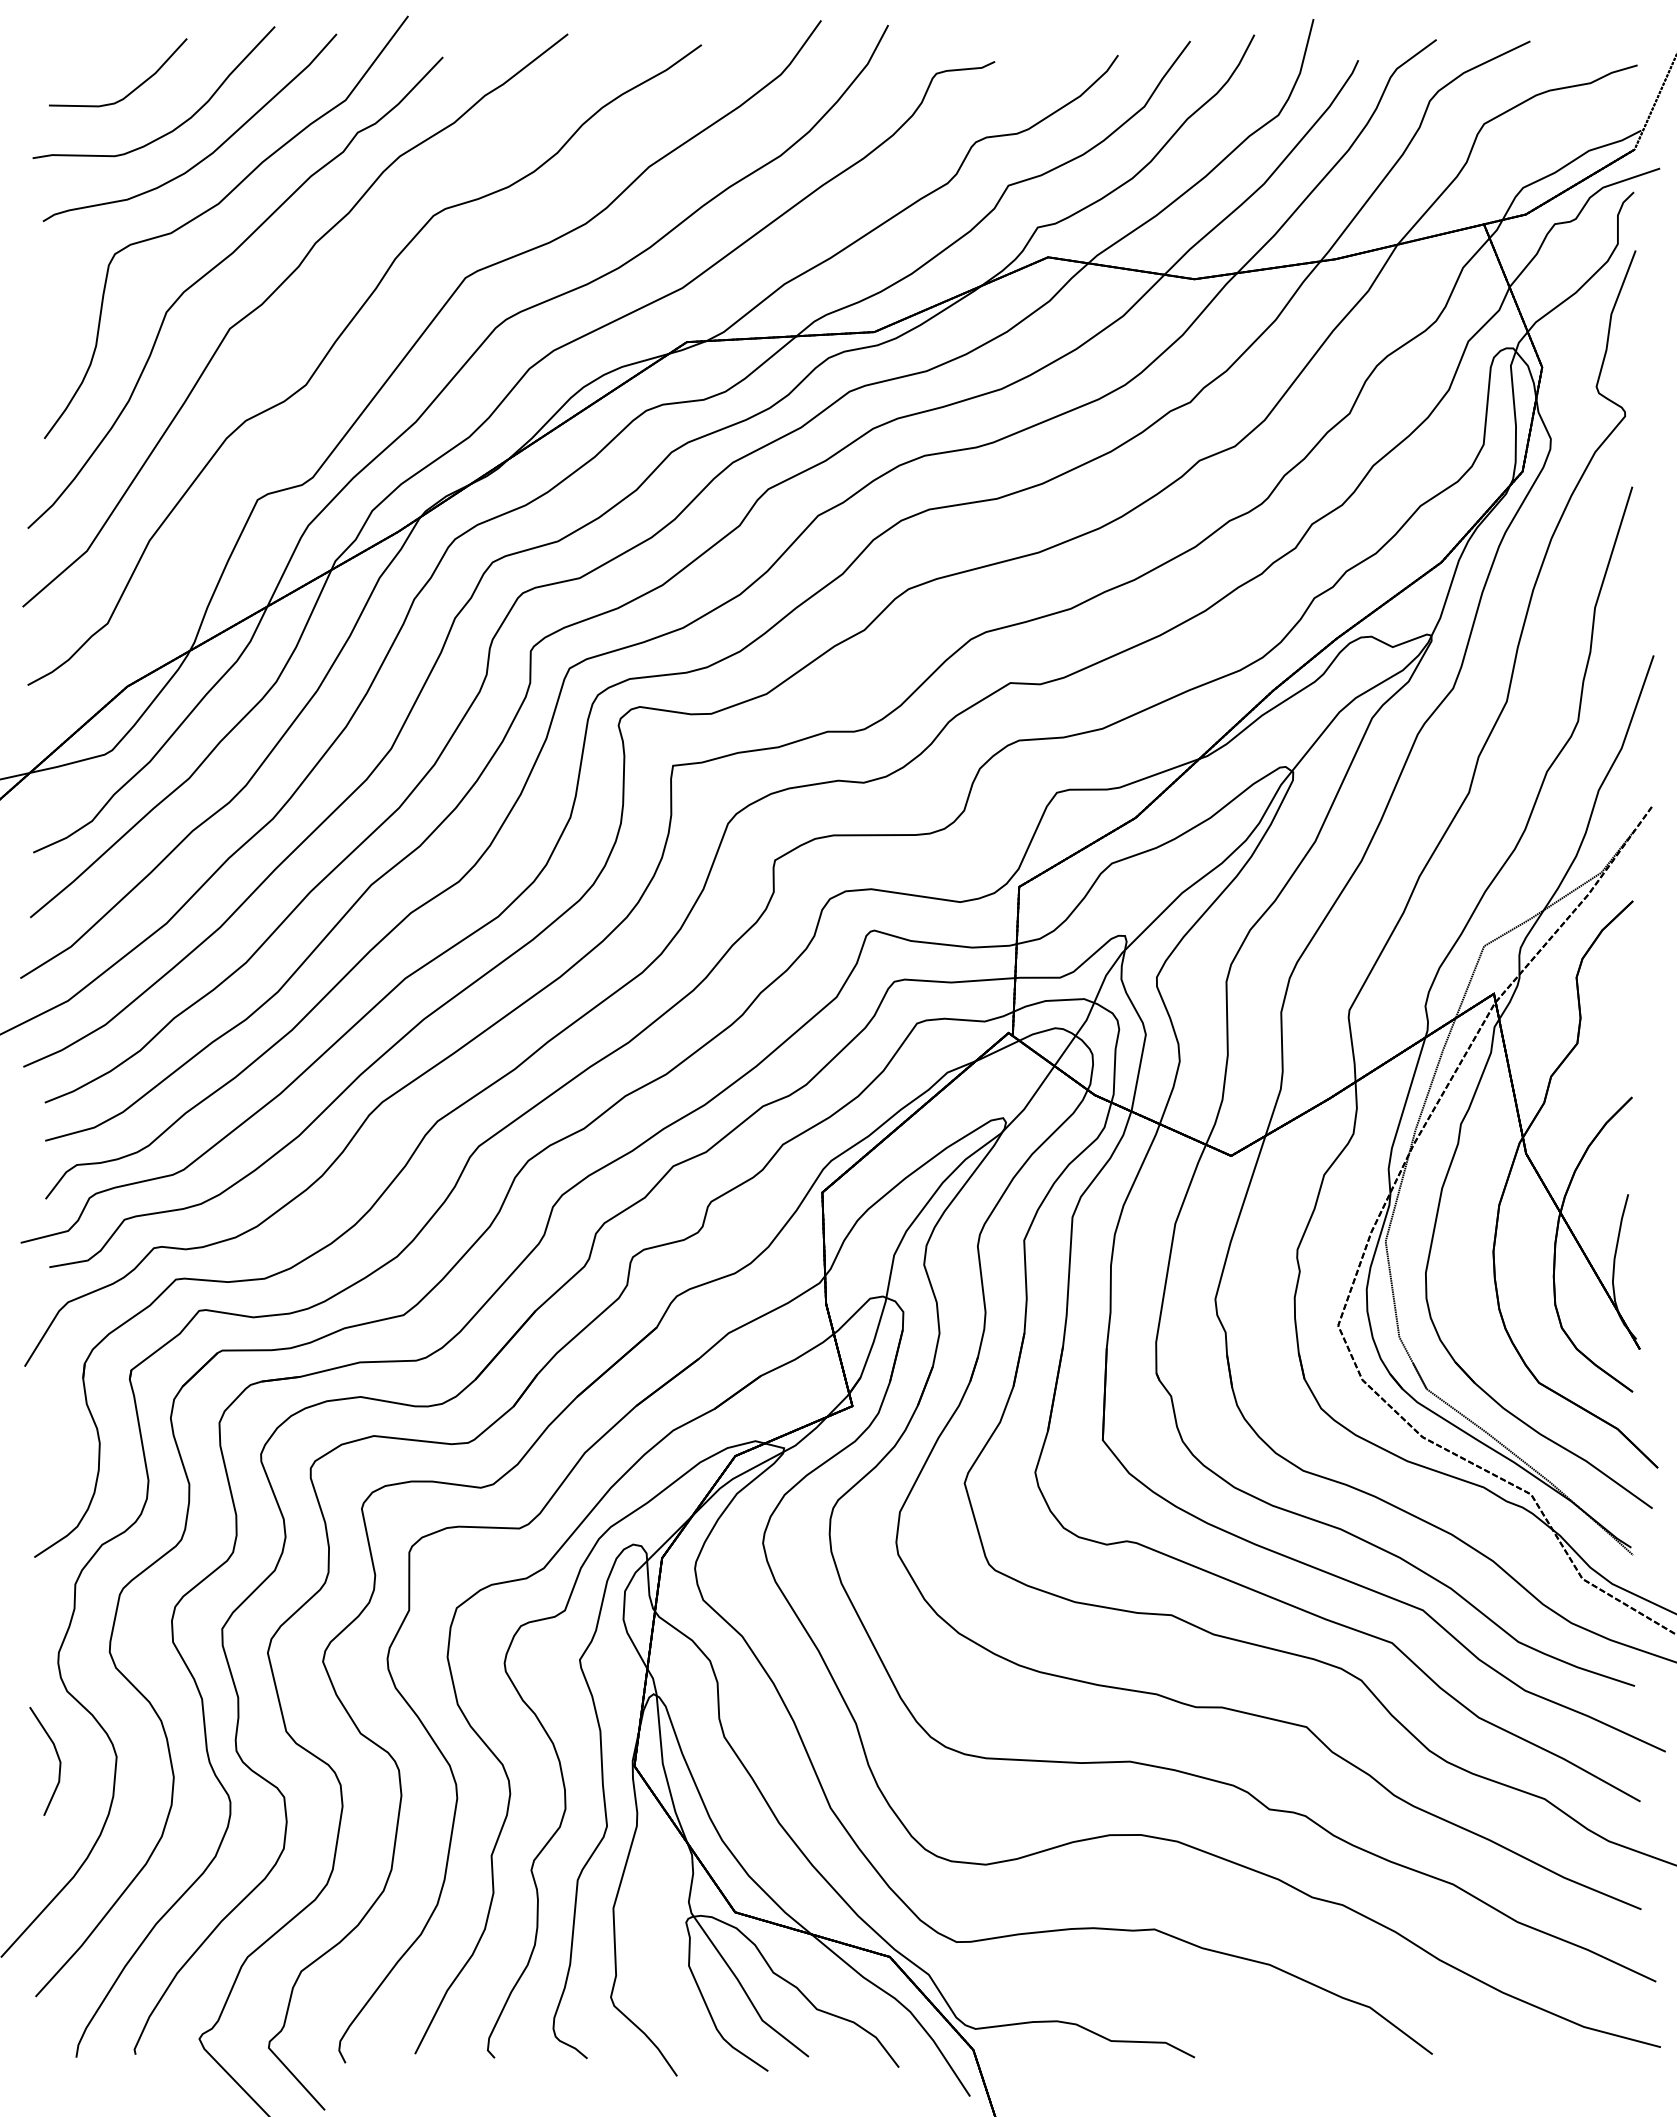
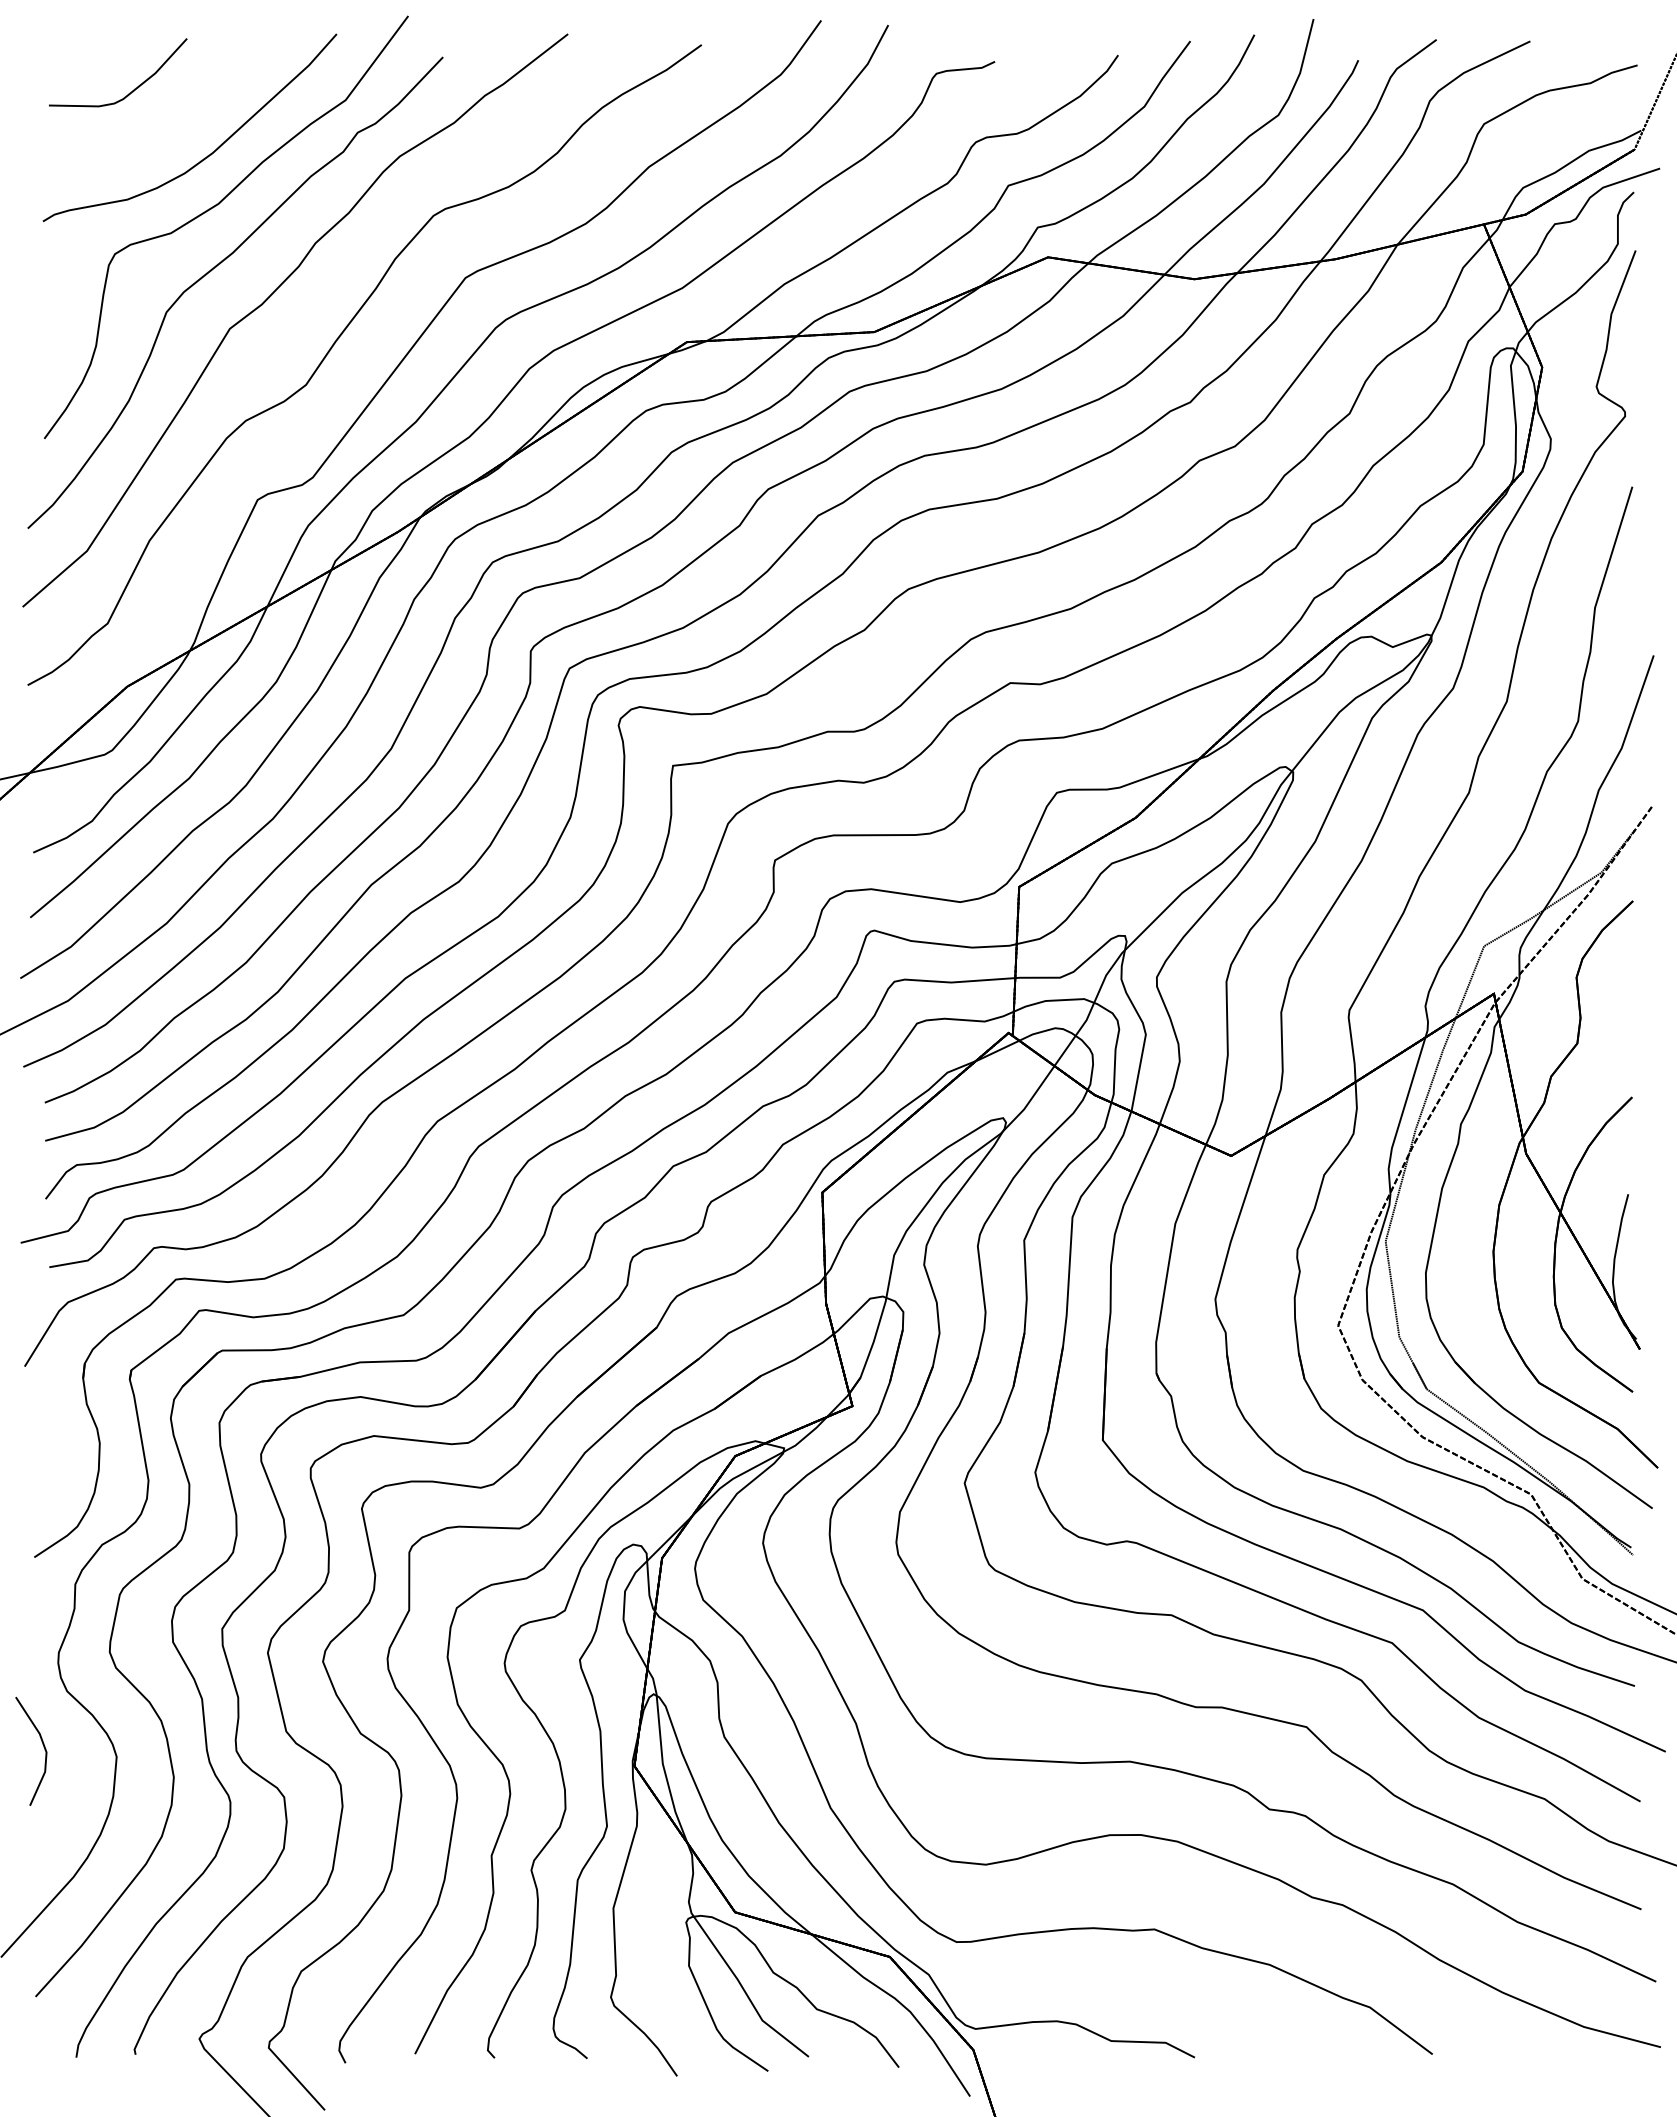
curve: present -> none (175, 127)
line position: (57, 1757) -> (43, 1747) (43, 1747)
